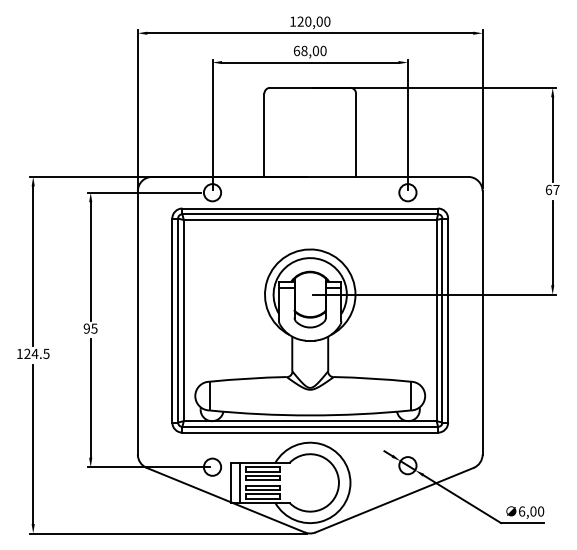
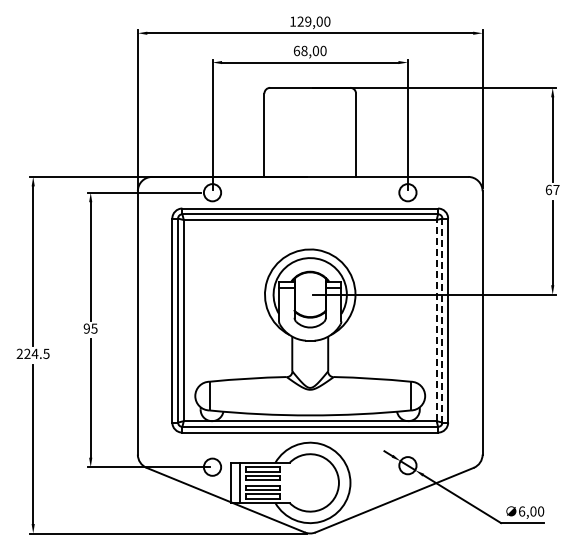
text: 120,00 -> 129,00 (308, 21)
line: solid -> dashed (436, 320)
line: solid -> dashed (442, 320)
text: 124.5 -> 224.5 (19, 353)
